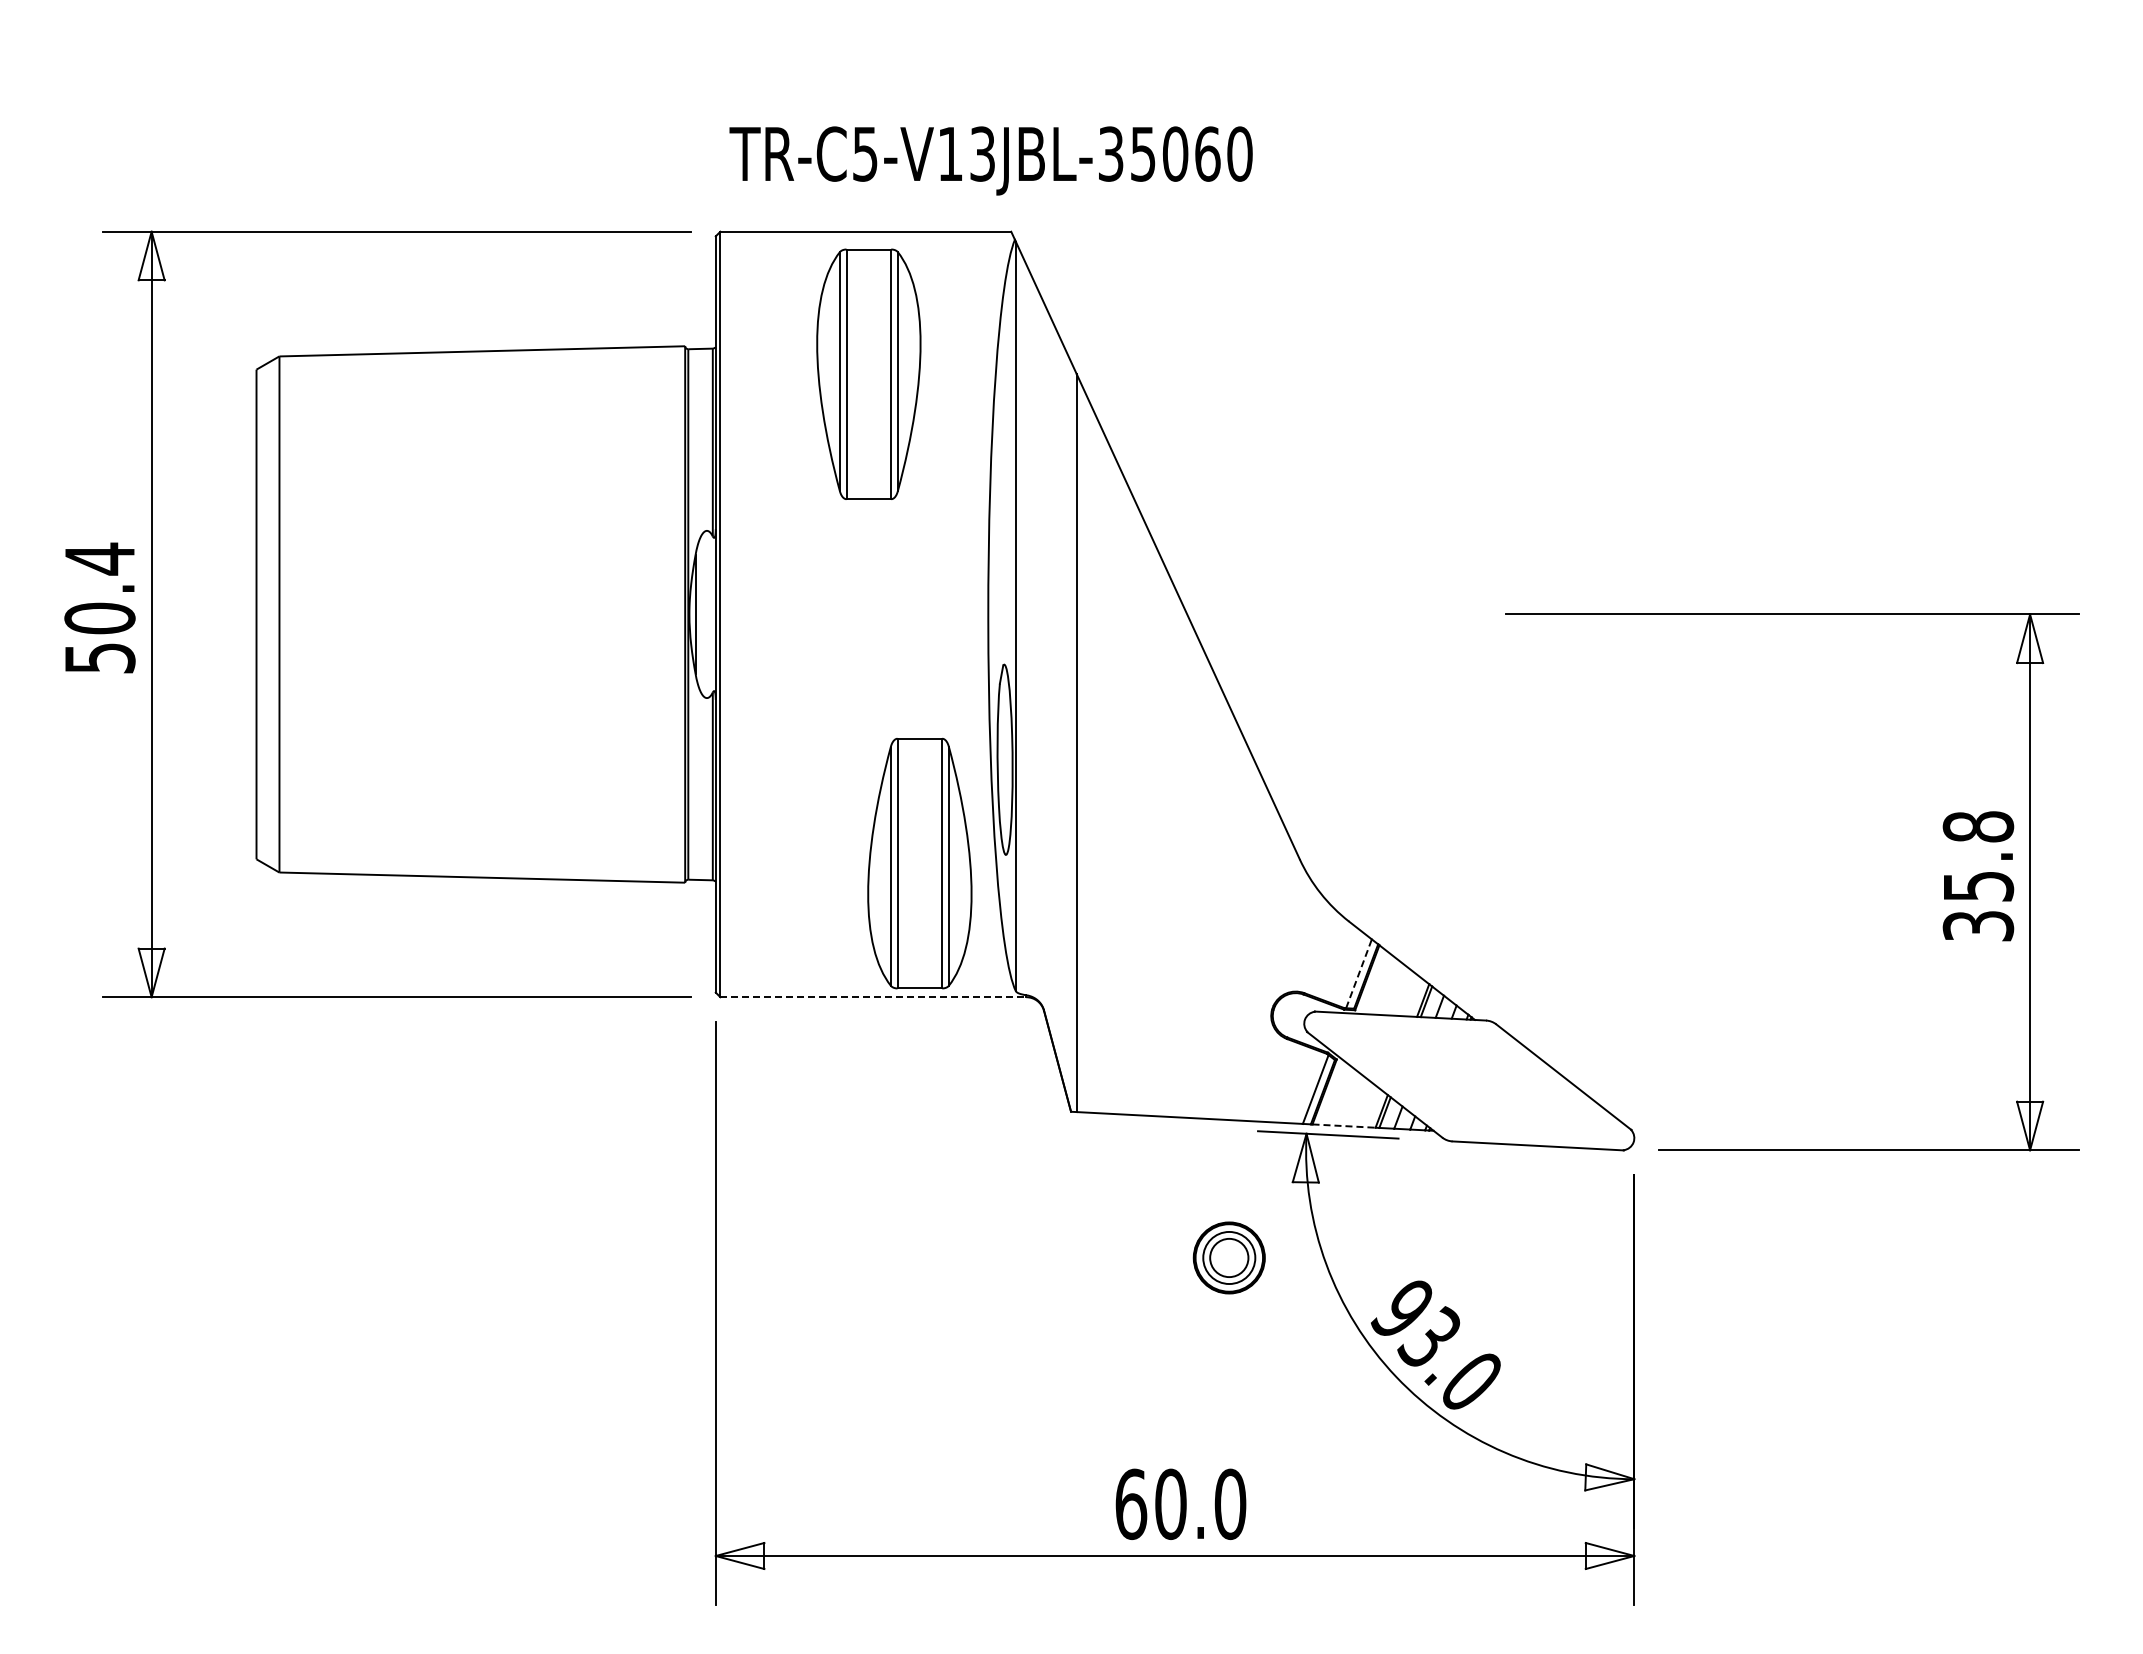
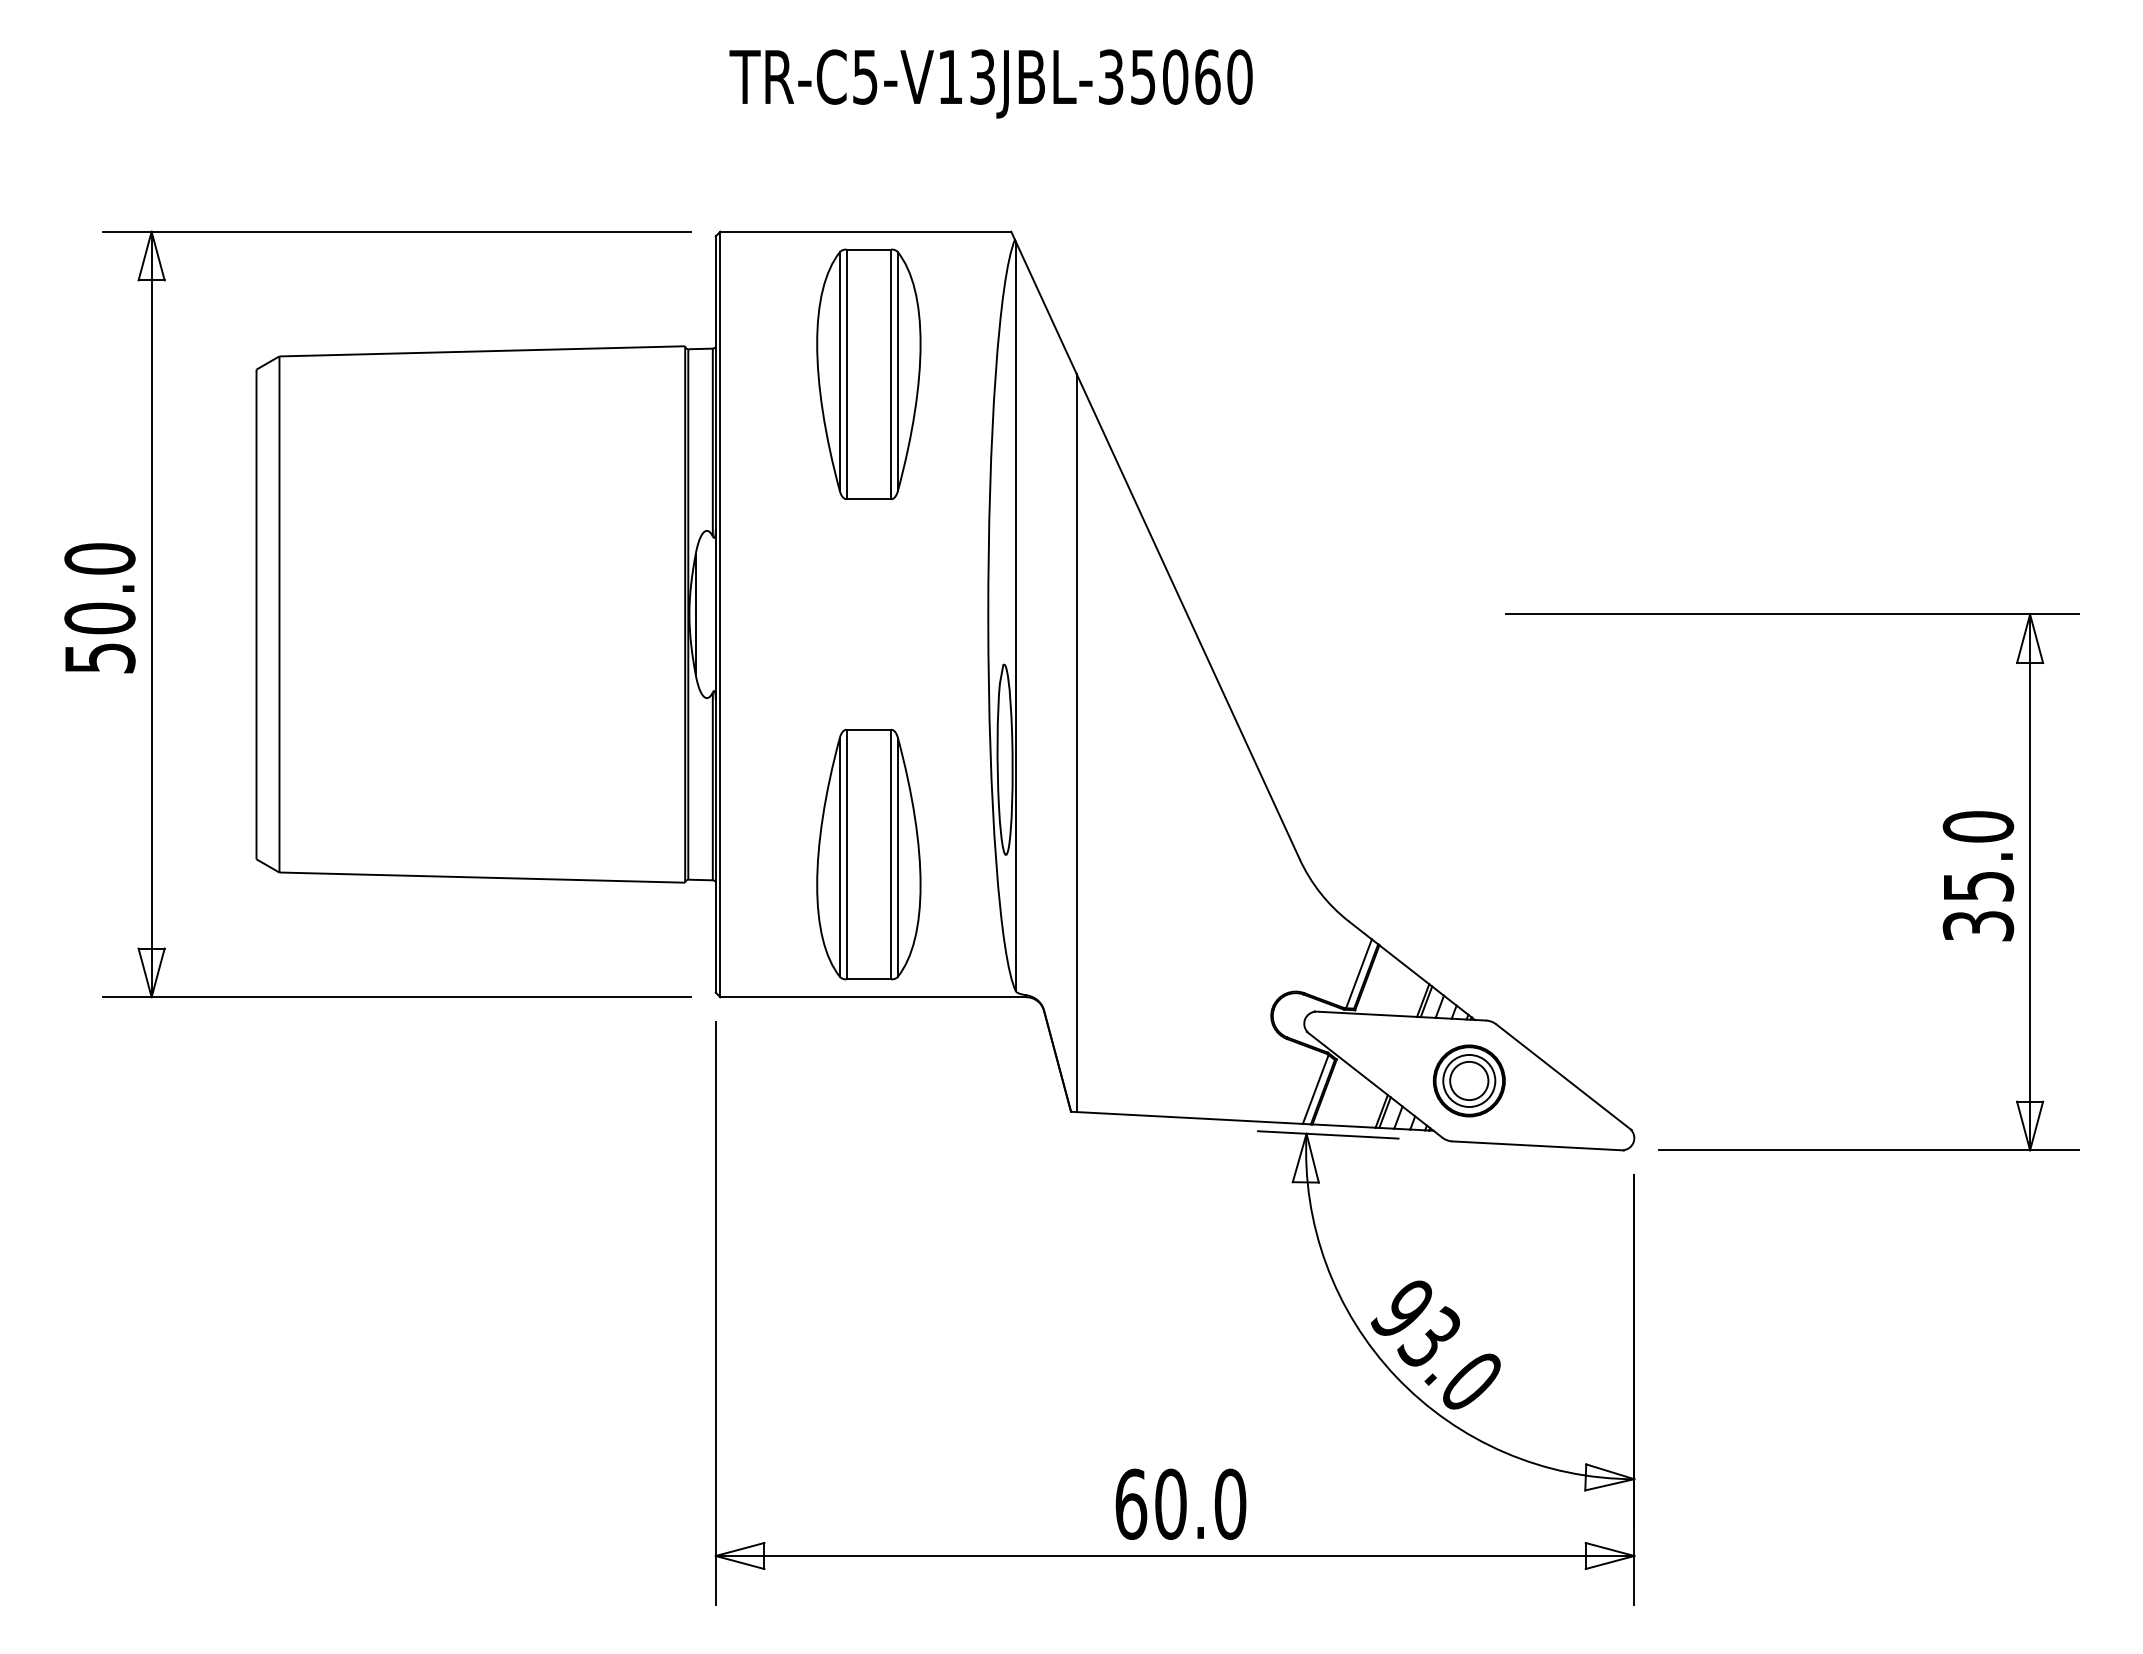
text position: (990, 160) -> (990, 83) (990, 83)
text: 50.4 -> 50.0 (99, 558)
text: 35.8 -> 35.0 (1978, 826)
part position: (919, 863) -> (868, 854) (868, 854)
line: dashed -> solid (1359, 973)
line: dashed -> solid (873, 997)
line: dashed -> solid (1344, 1126)
part position: (1228, 1257) -> (1468, 1080) (1468, 1080)
